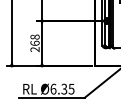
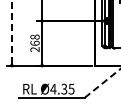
line: solid -> dashed (11, 32)
line: solid -> dashed (102, 83)
text: Ø6.35 -> Ø4.35 (53, 88)
